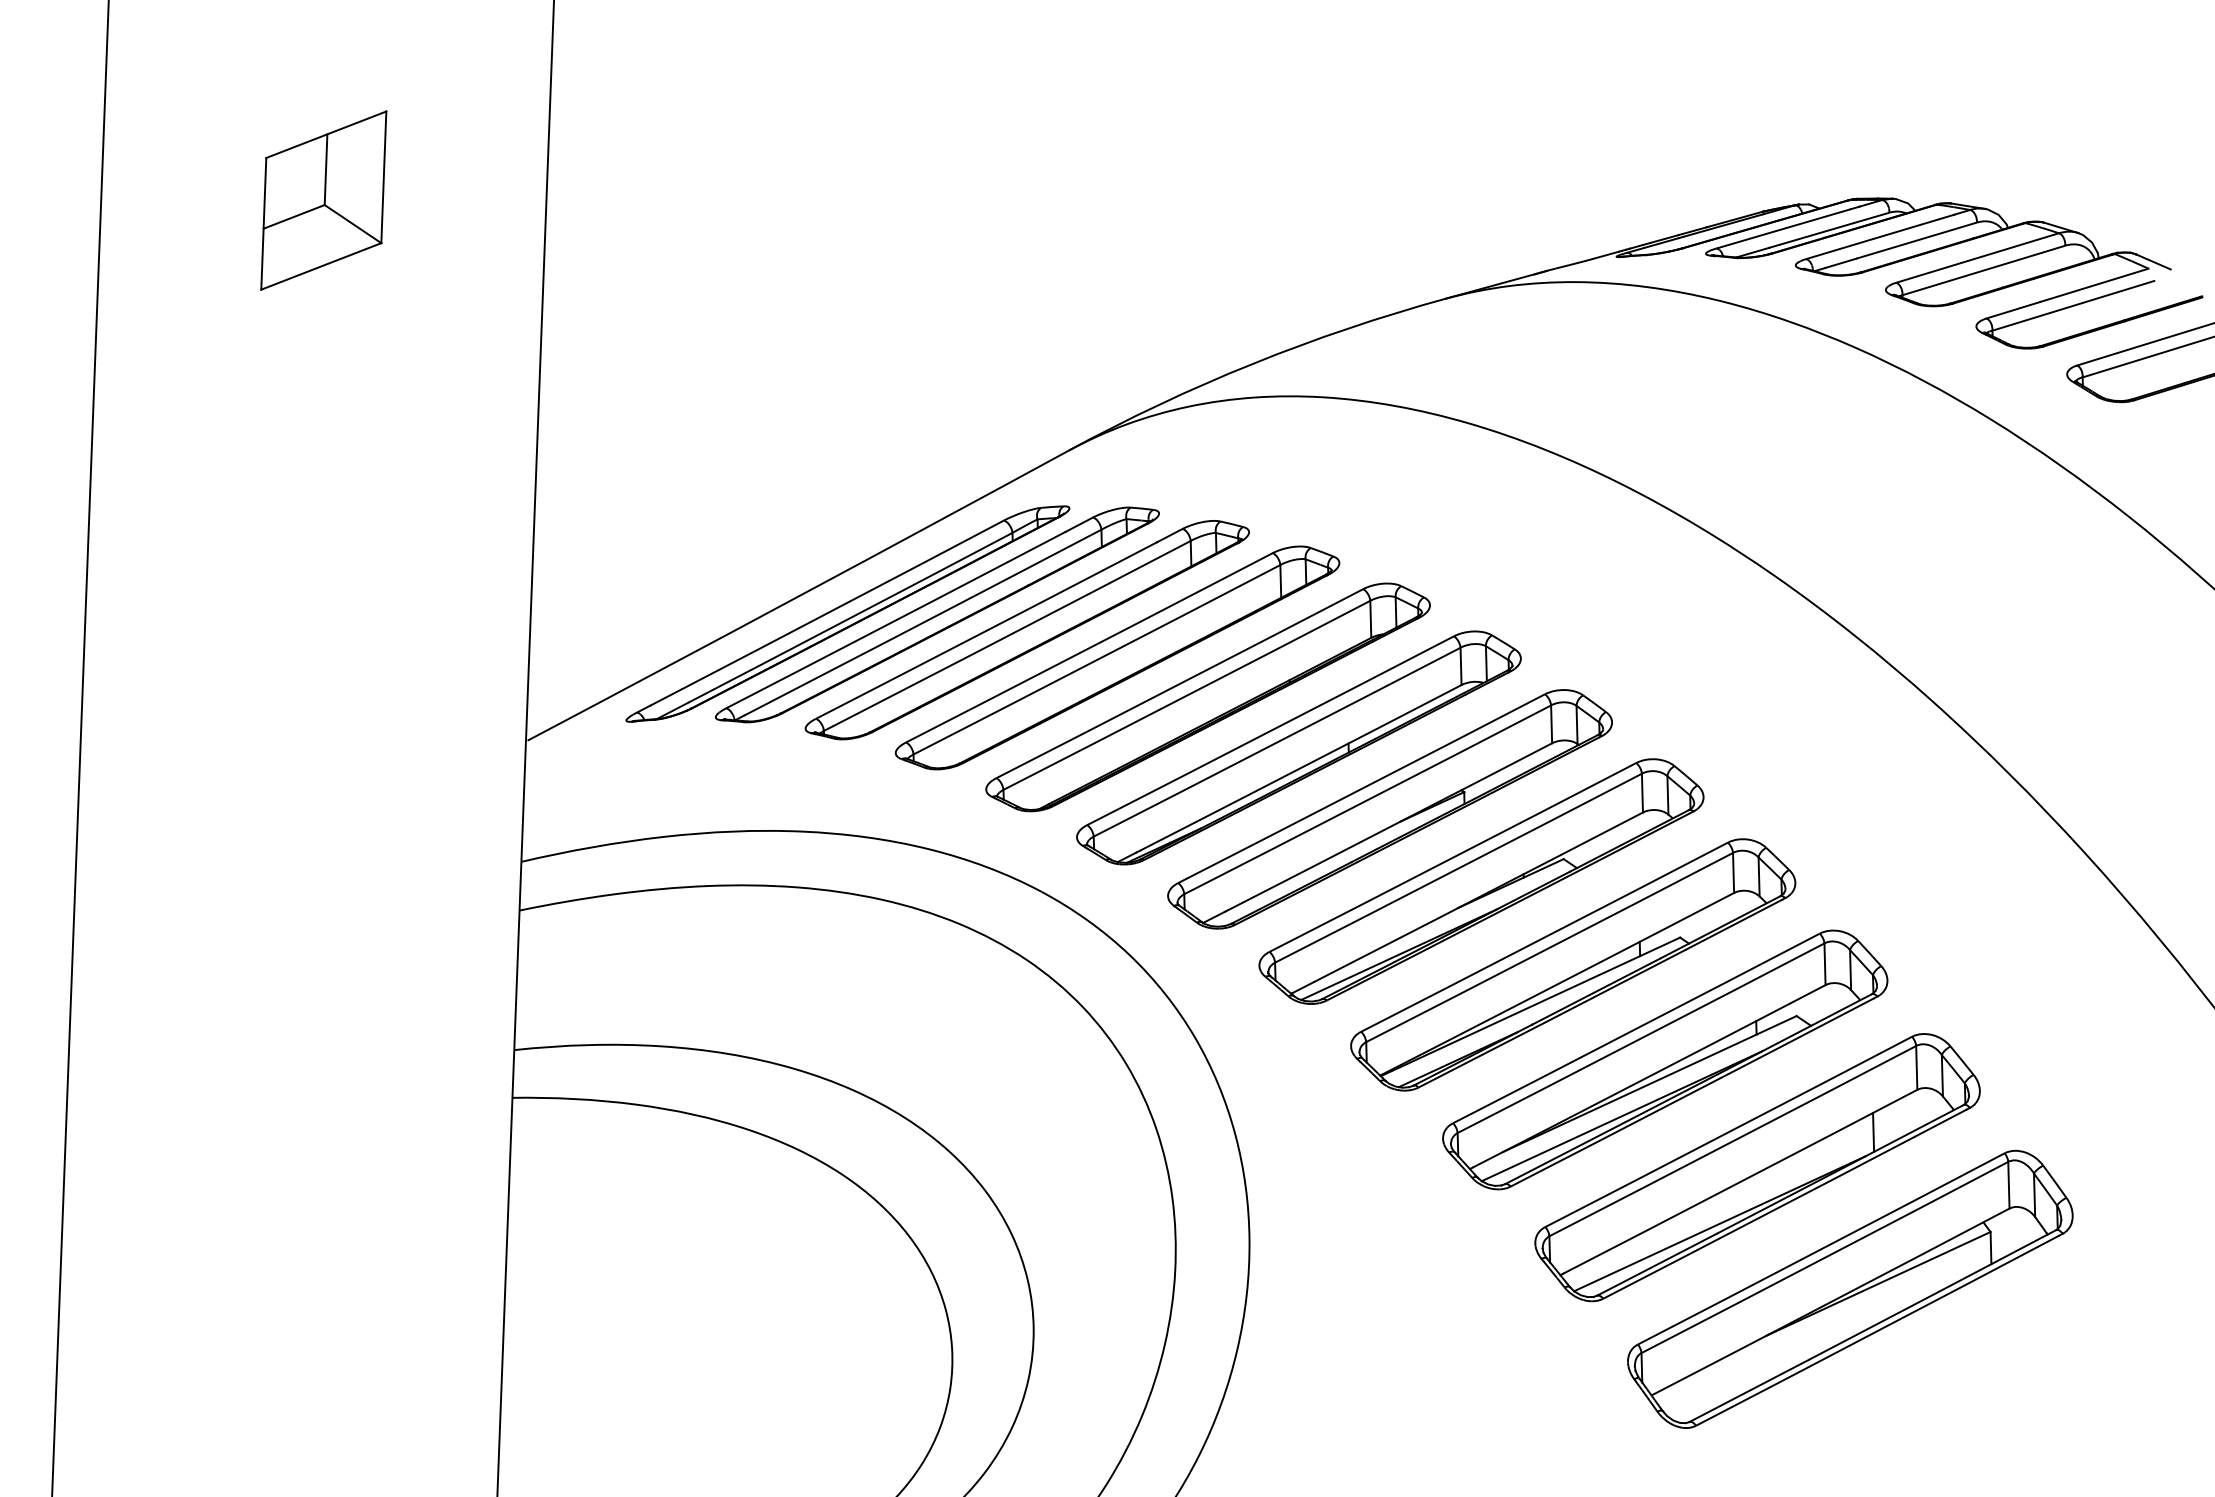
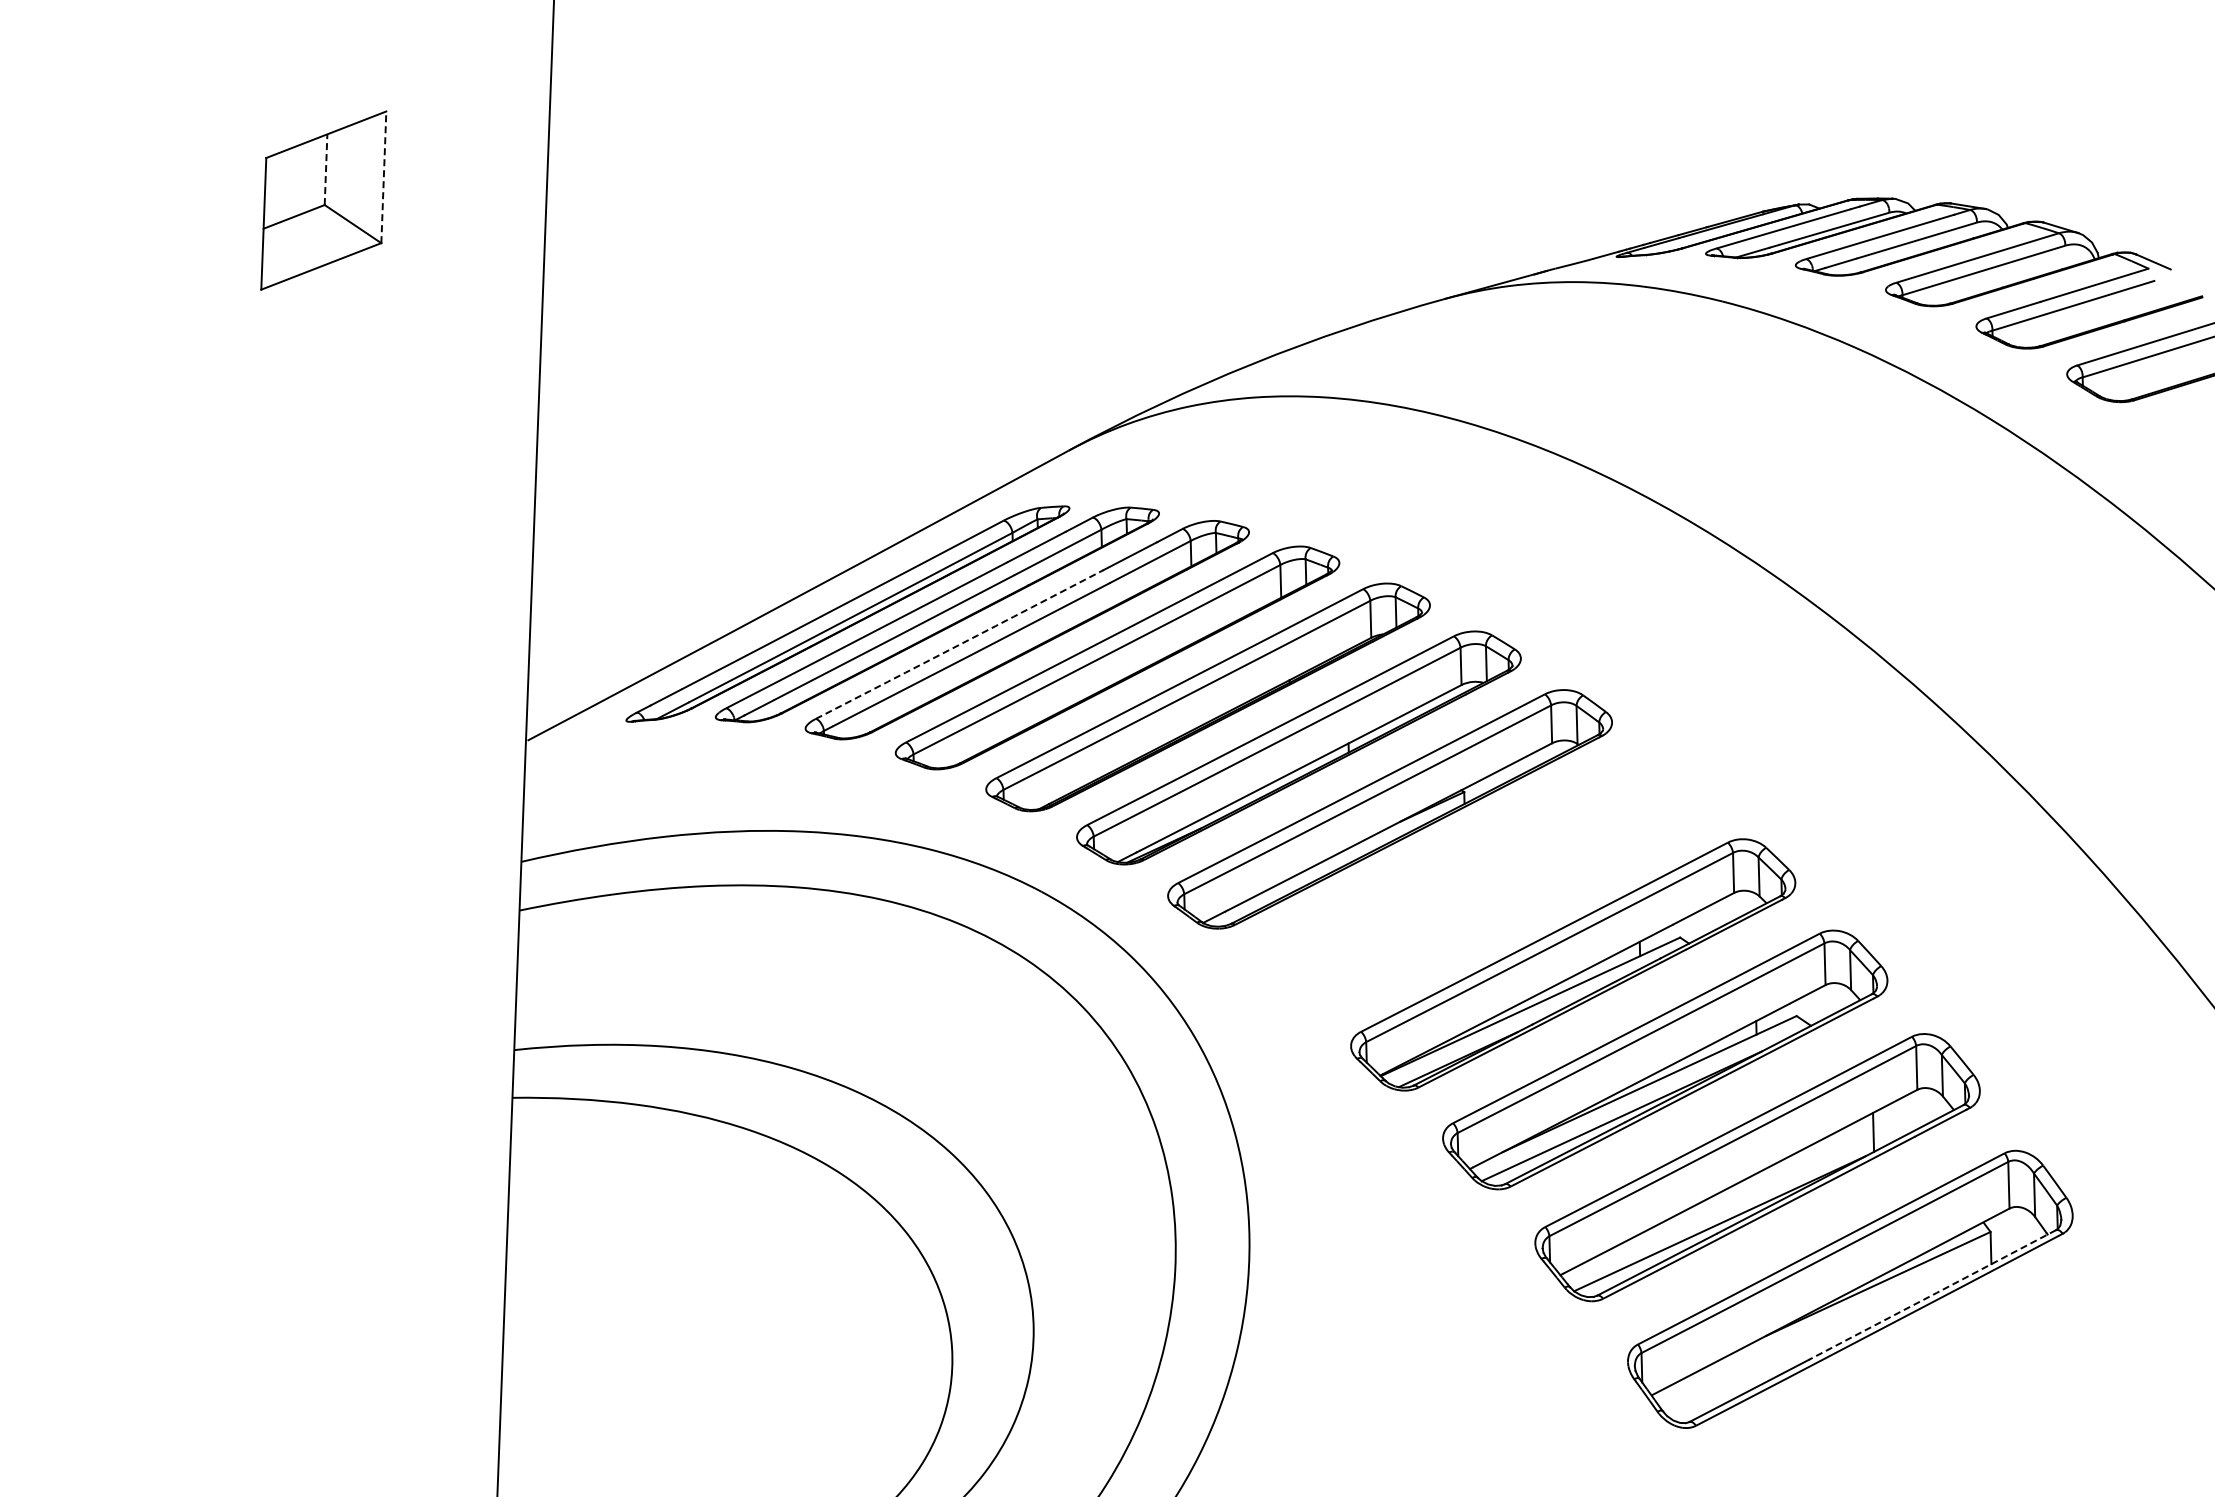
line: solid -> dashed (326, 169)
line: solid -> dashed (383, 177)
arc: solid -> dashed (959, 644)
line: present -> none (80, 747)
part: present -> none (1481, 881)
line: solid -> dashed (1932, 1295)
